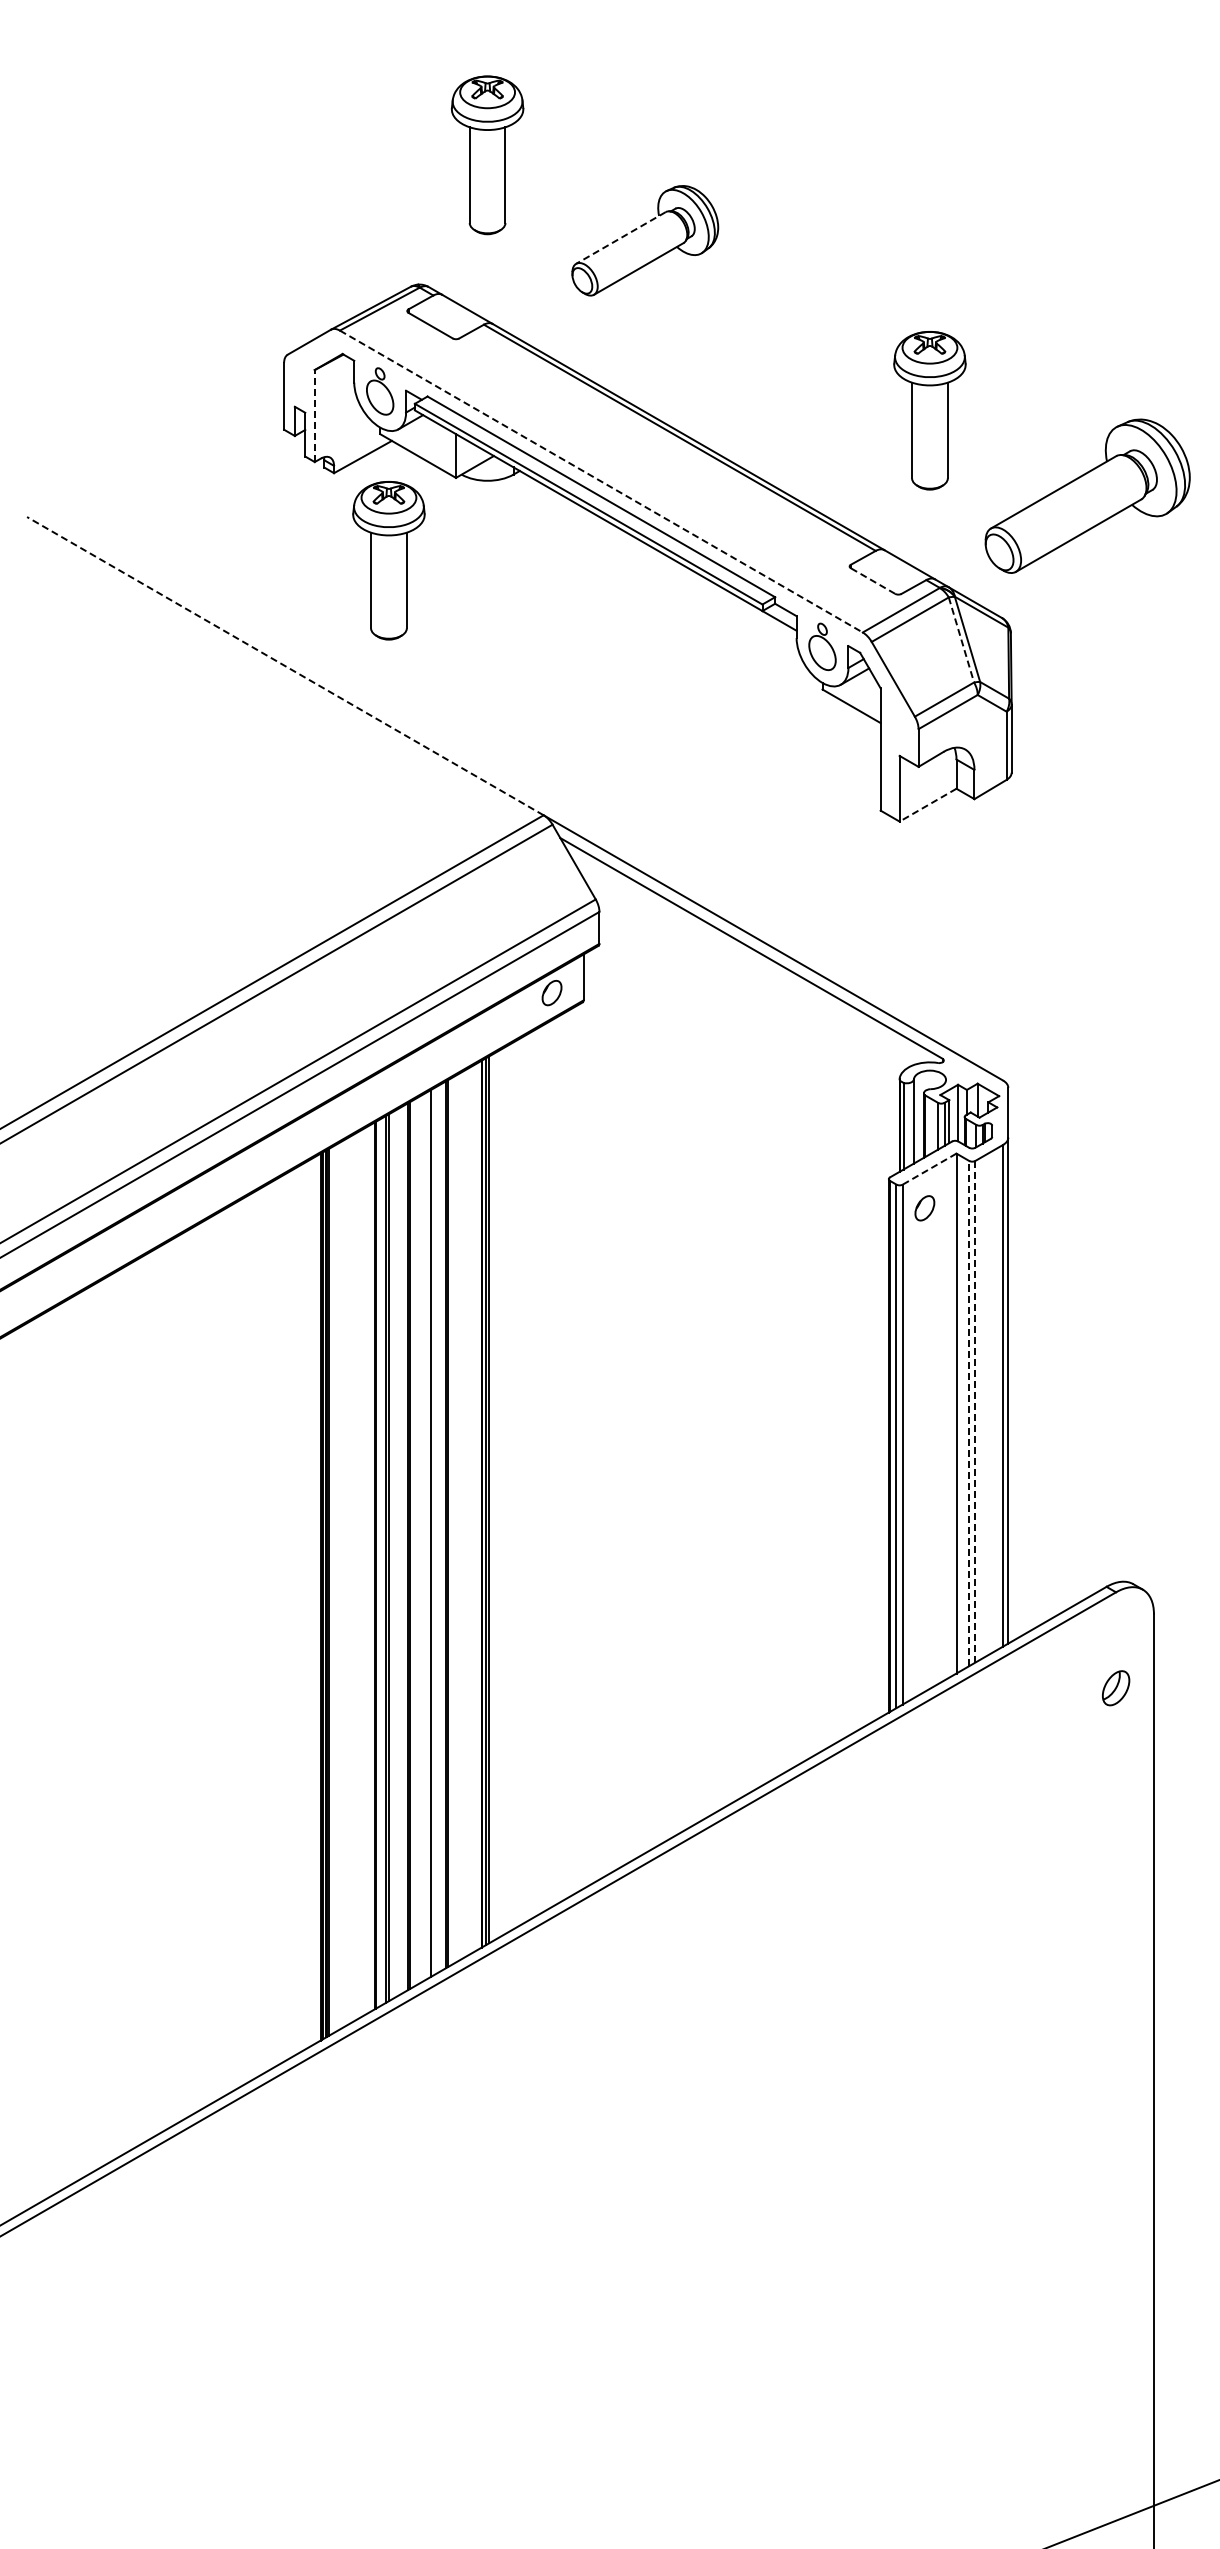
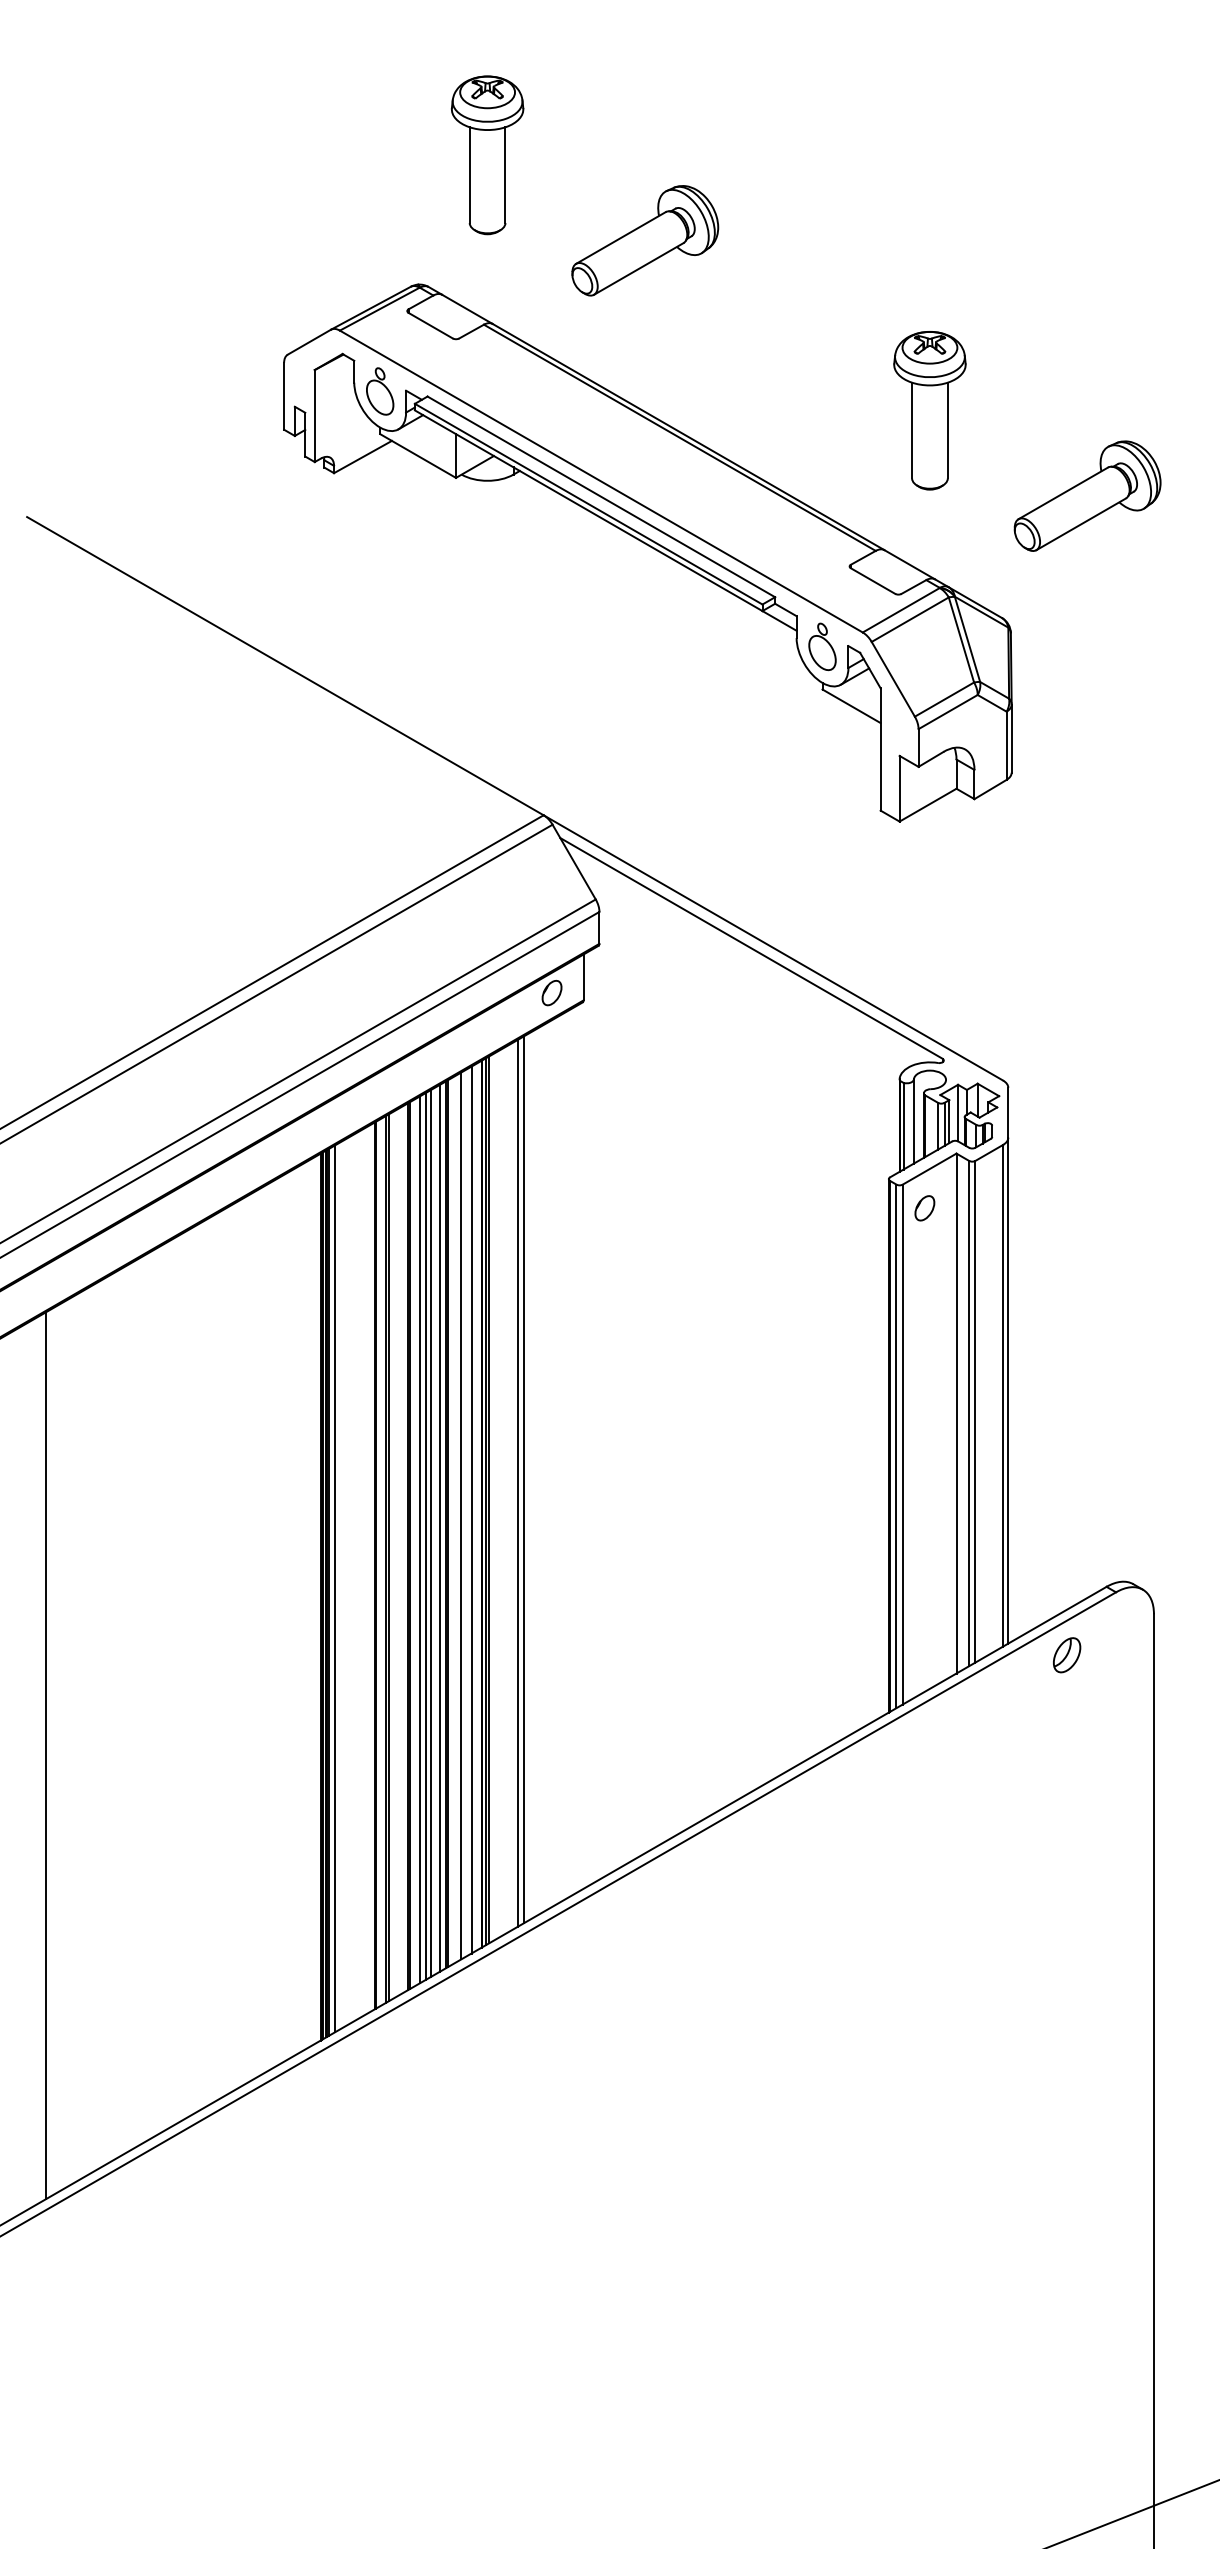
line: dashed -> solid (620, 238)
line: dashed -> solid (314, 416)
line: dashed -> solid (601, 481)
part size: 207x156 px -> 149x112 px (1087, 495)
part: present -> none (388, 560)
line: dashed -> solid (873, 581)
line: dashed -> solid (961, 640)
line: dashed -> solid (284, 665)
line: dashed -> solid (928, 805)
line: dashed -> solid (929, 1169)
line: dashed -> solid (975, 1411)
line: dashed -> solid (969, 1413)
line: none -> present (524, 1479)
line: none -> present (517, 1482)
line: none -> present (471, 1509)
line: none -> present (461, 1515)
line: none -> present (439, 1527)
line: none -> present (426, 1535)
line: none -> present (419, 1539)
line: none -> present (334, 1588)
part position: (1116, 1688) -> (1067, 1655) (1067, 1655)
line: none -> present (45, 1755)
